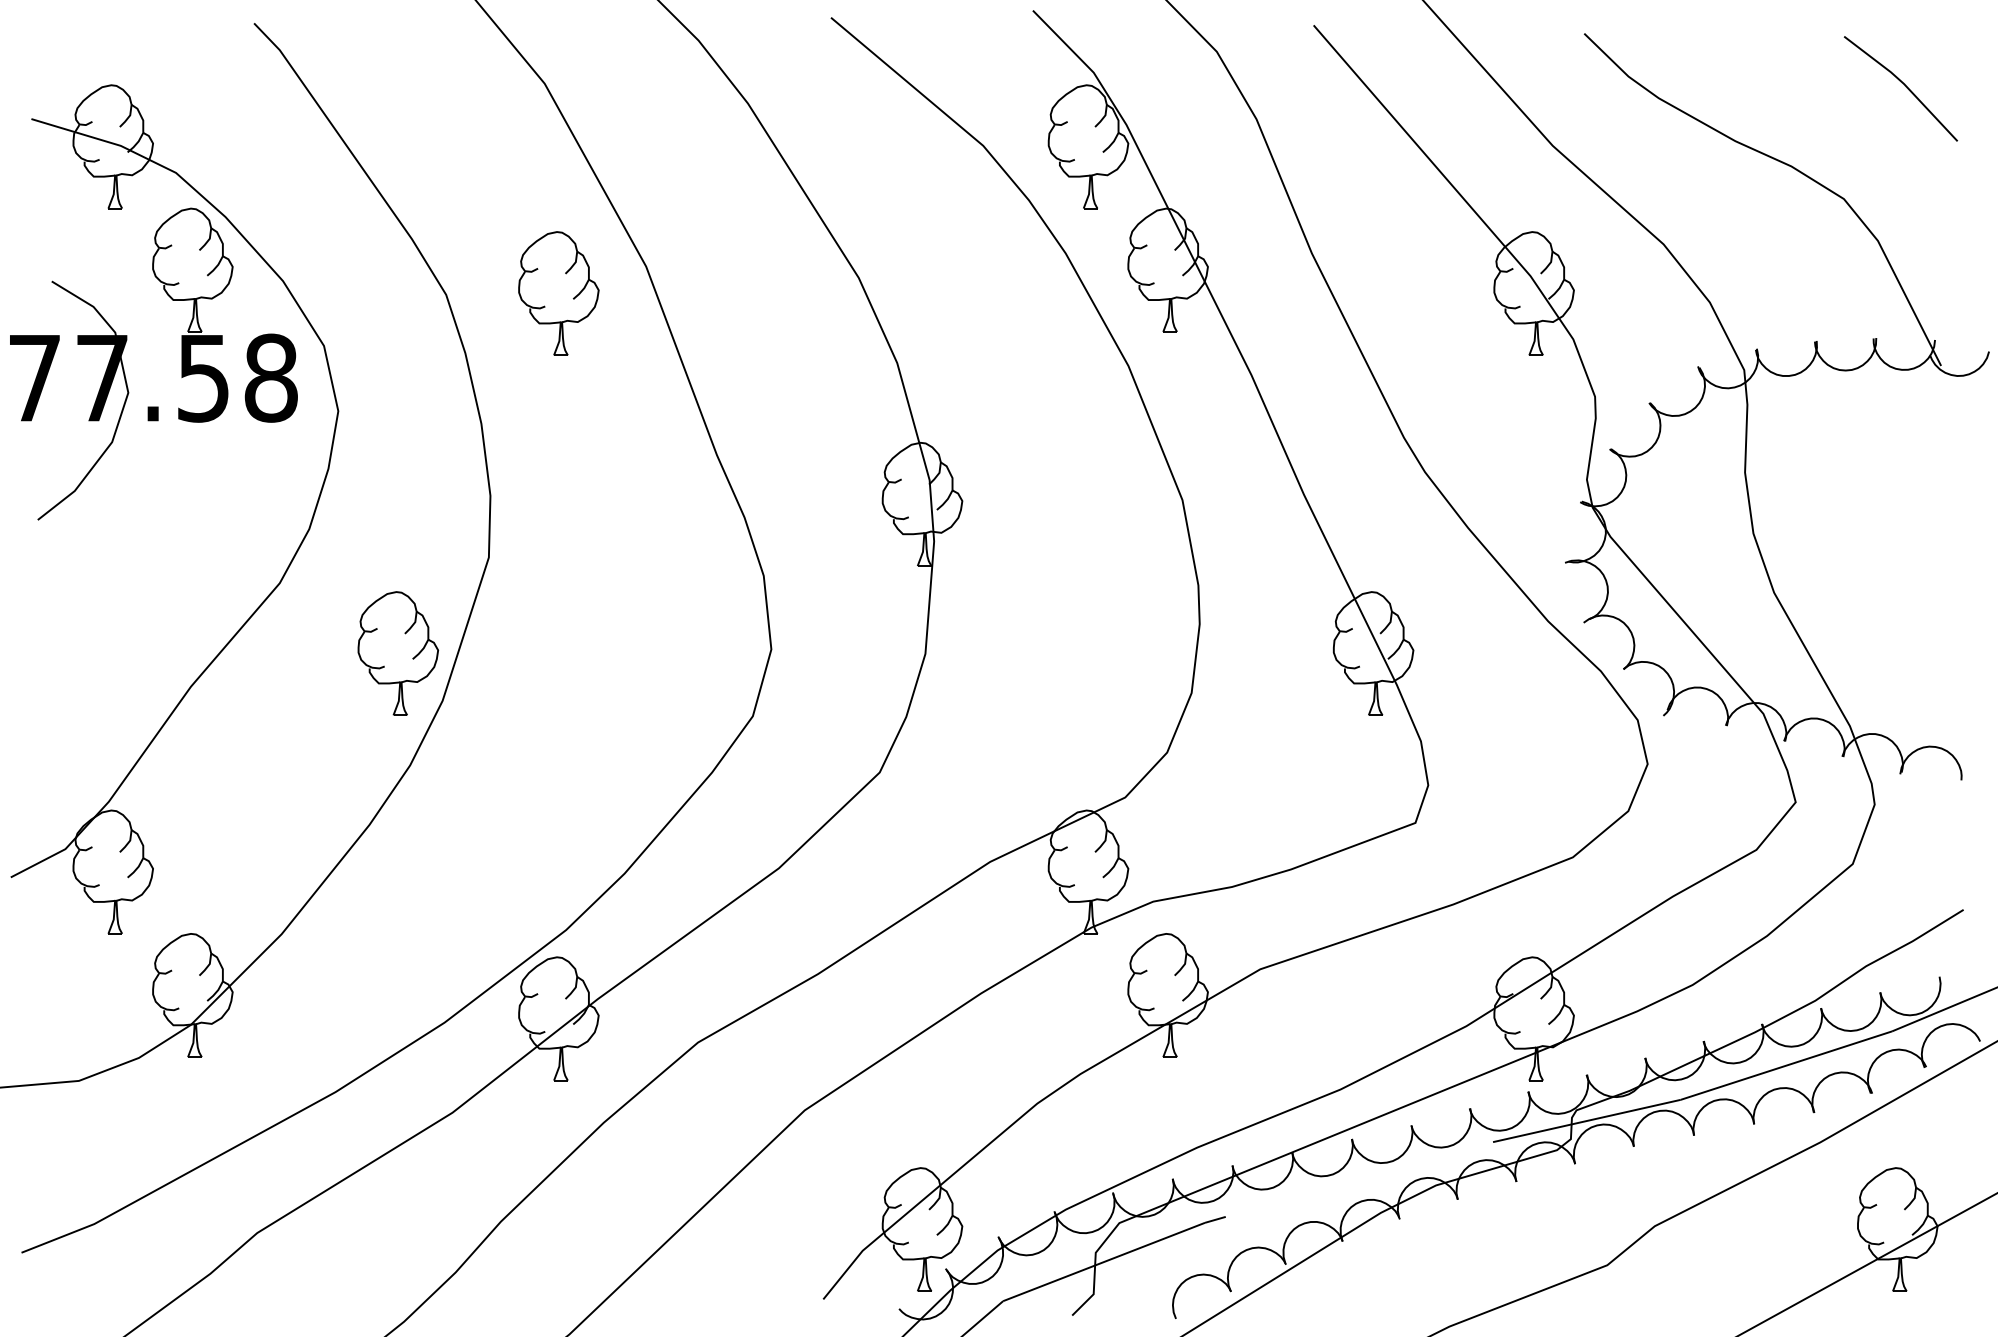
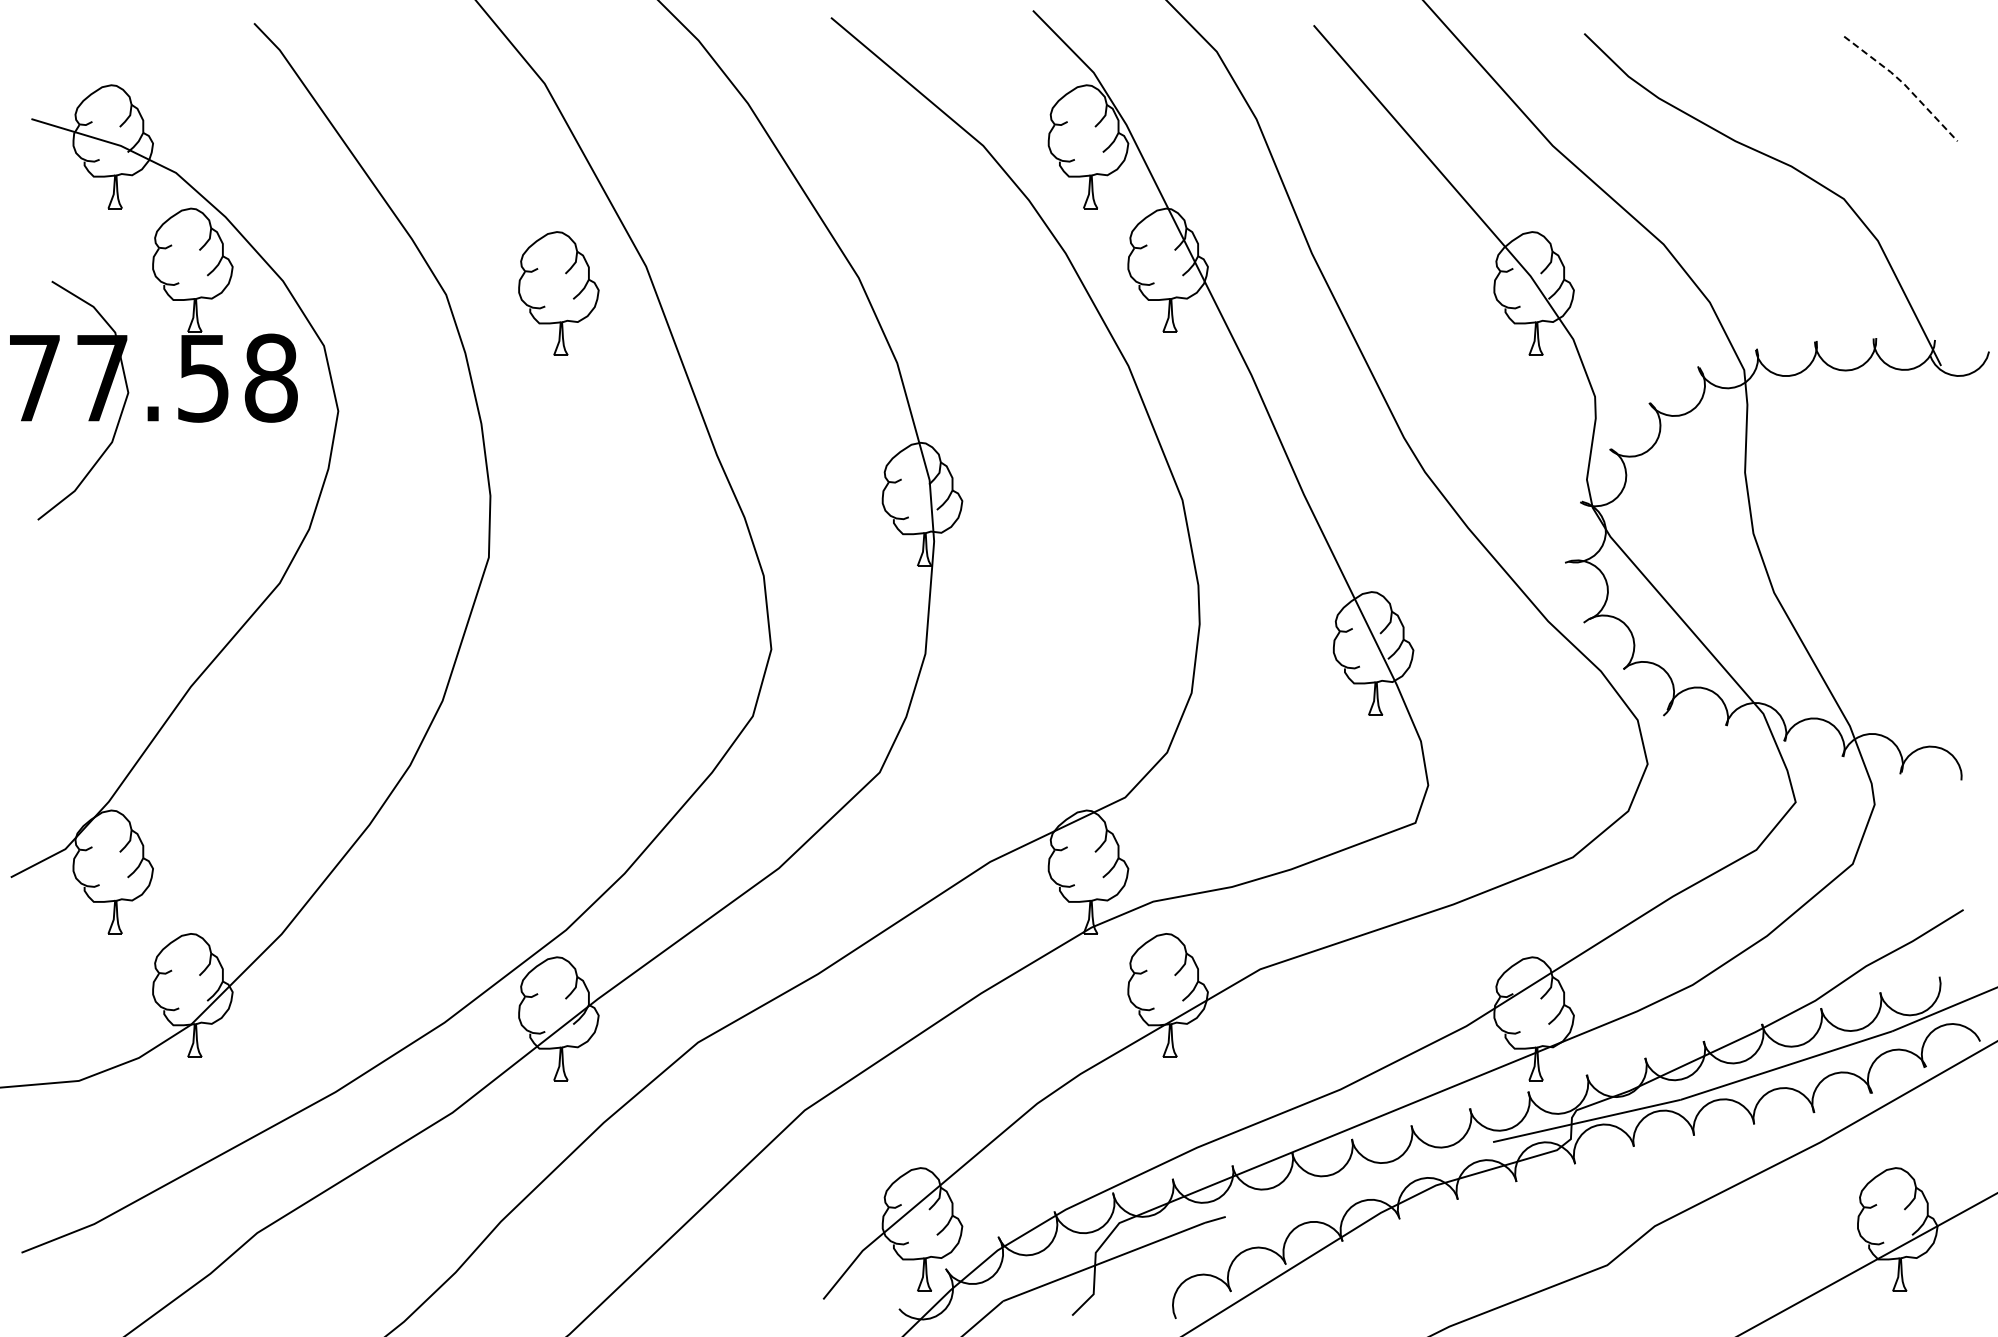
line: solid -> dashed (1904, 83)
part: present -> none (398, 653)
